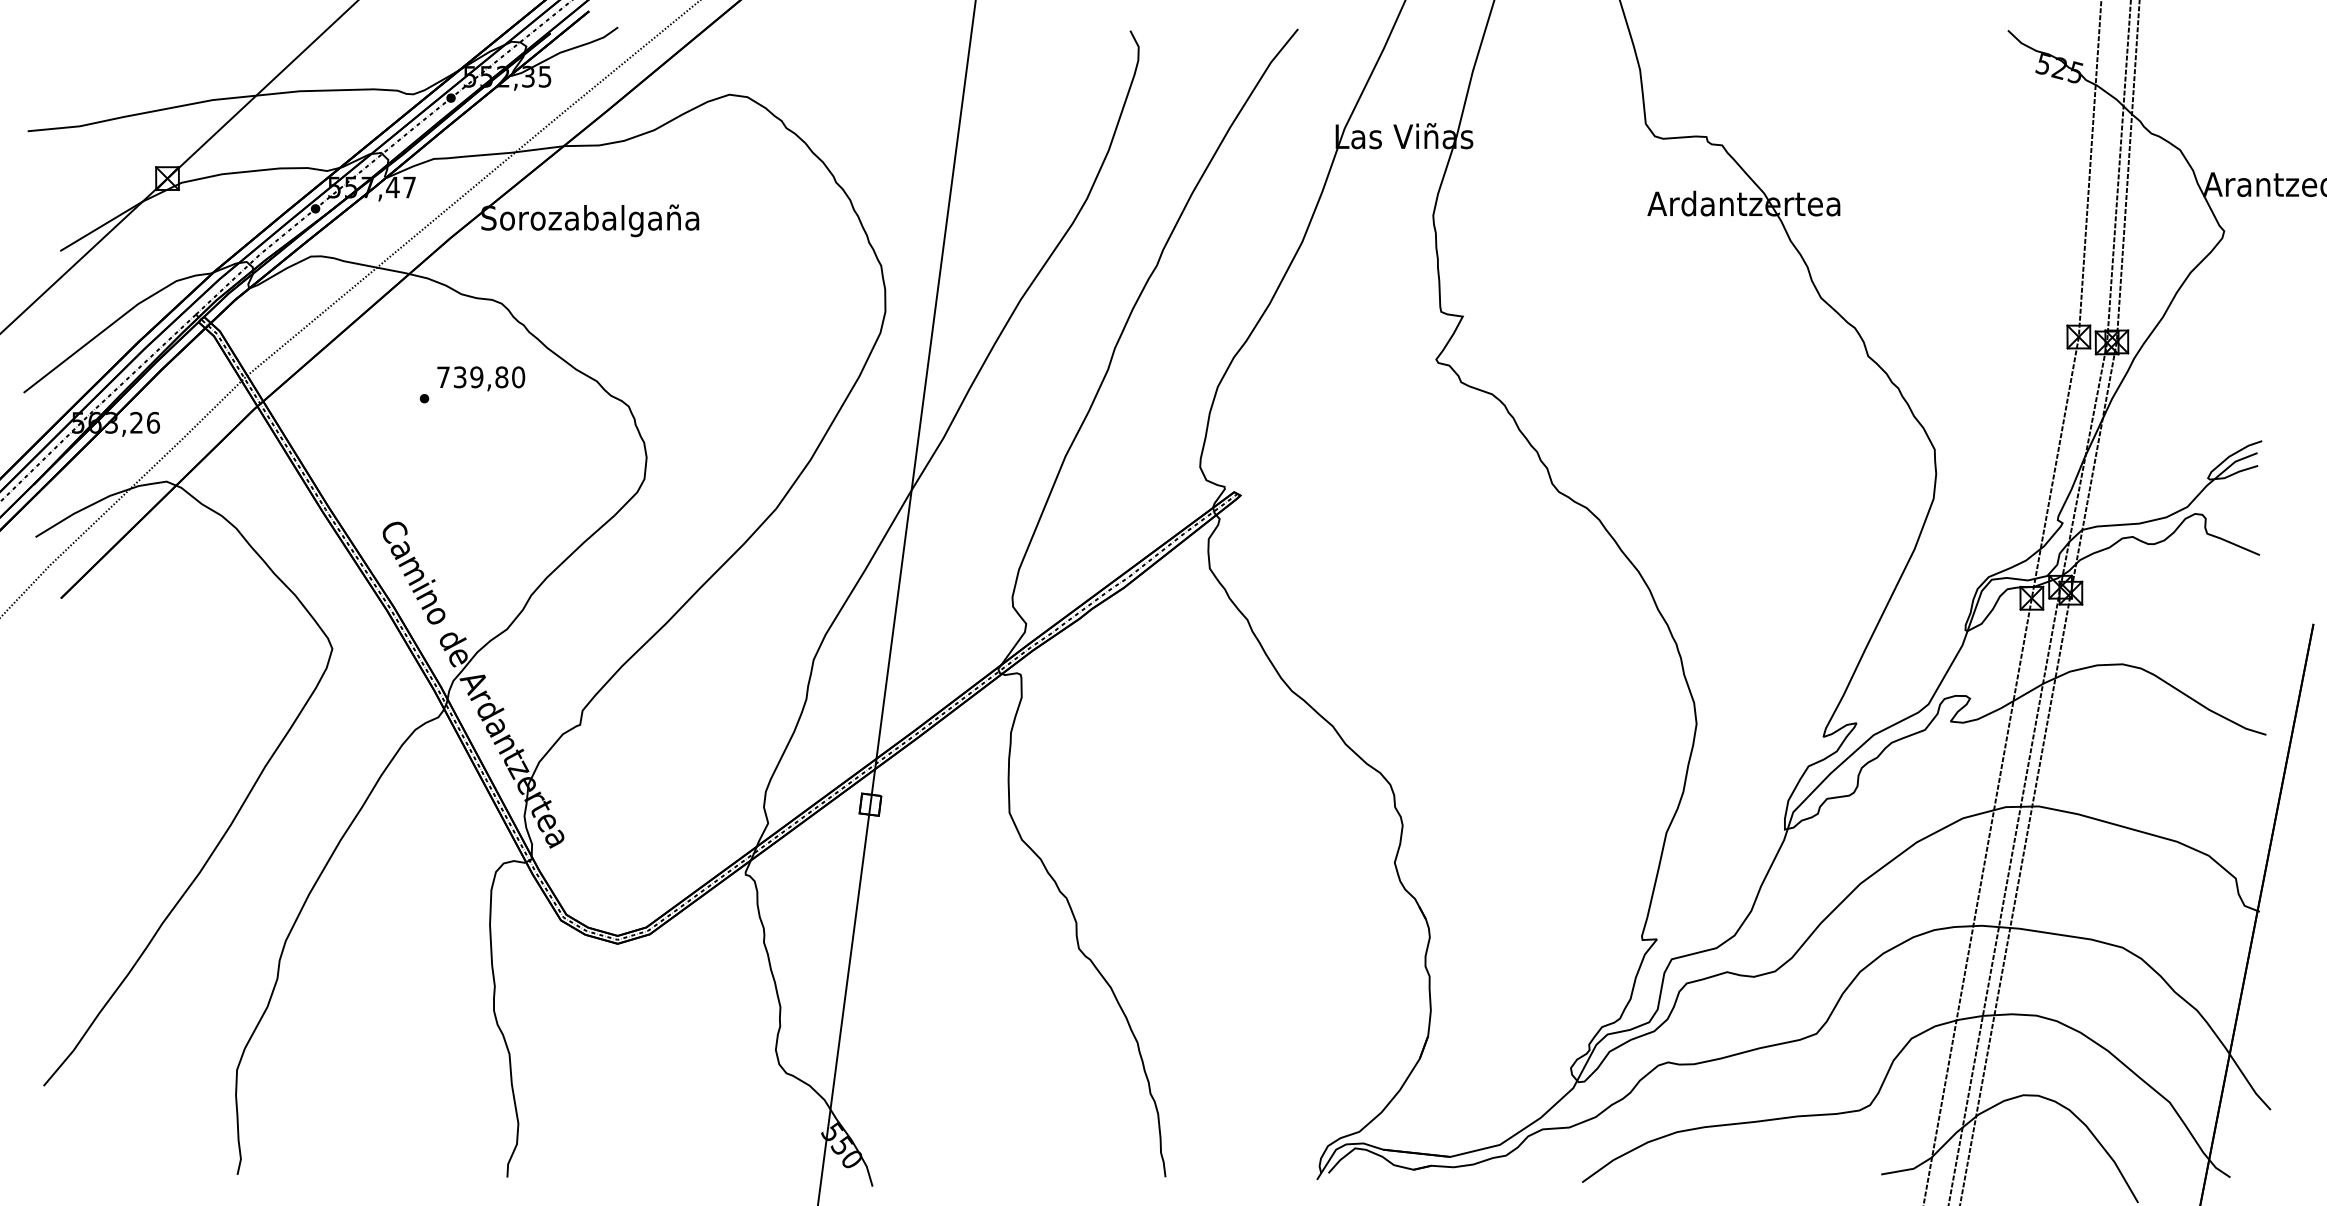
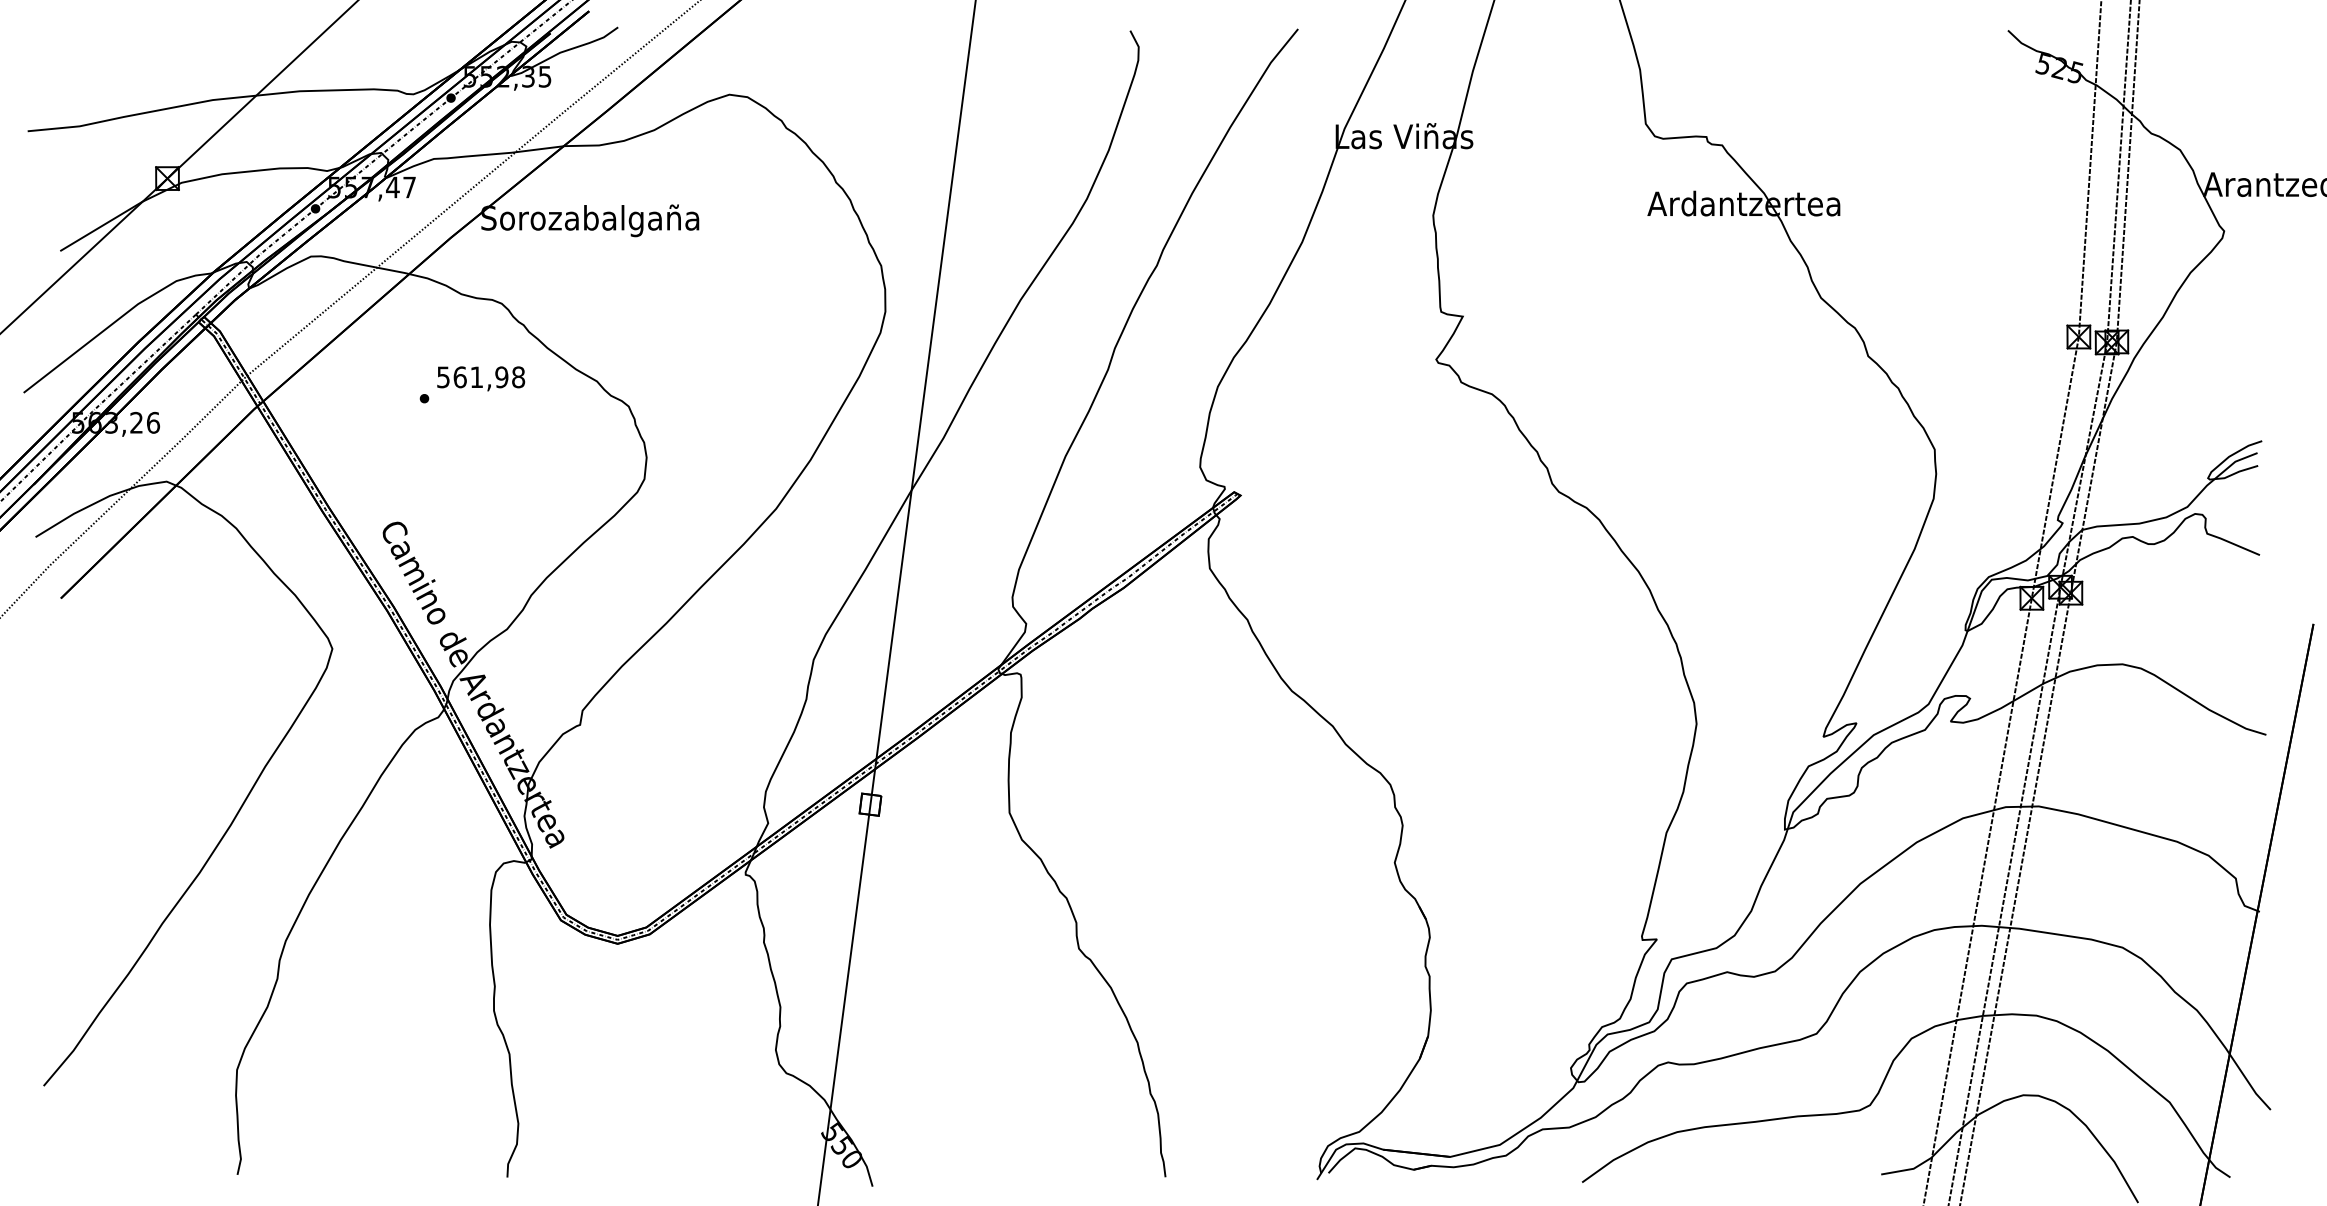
text: 739,80 -> 561,98 (481, 377)
